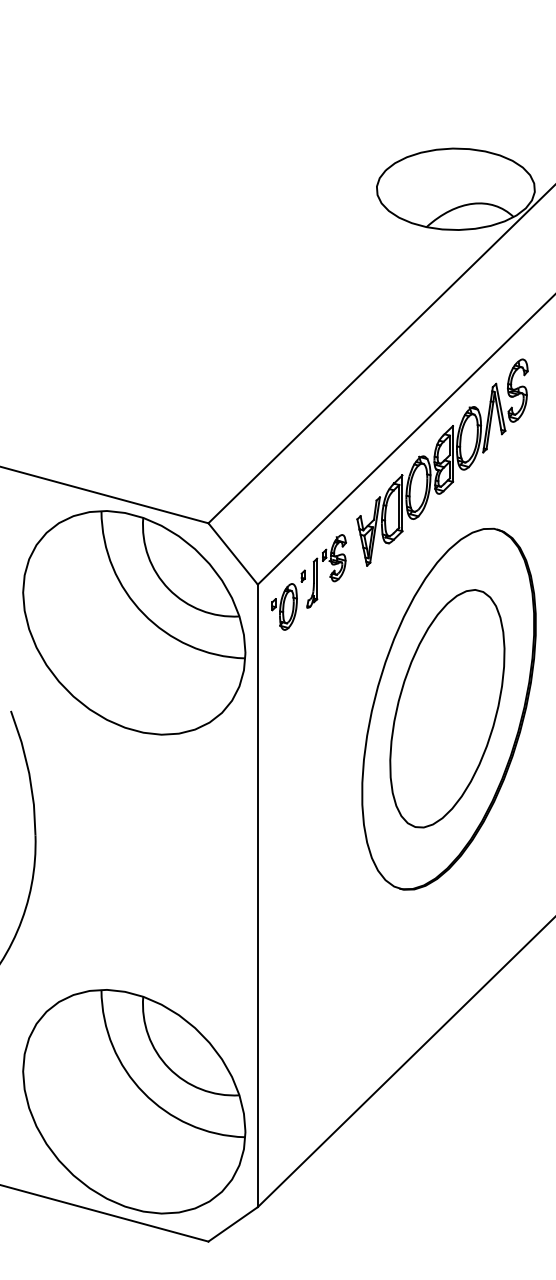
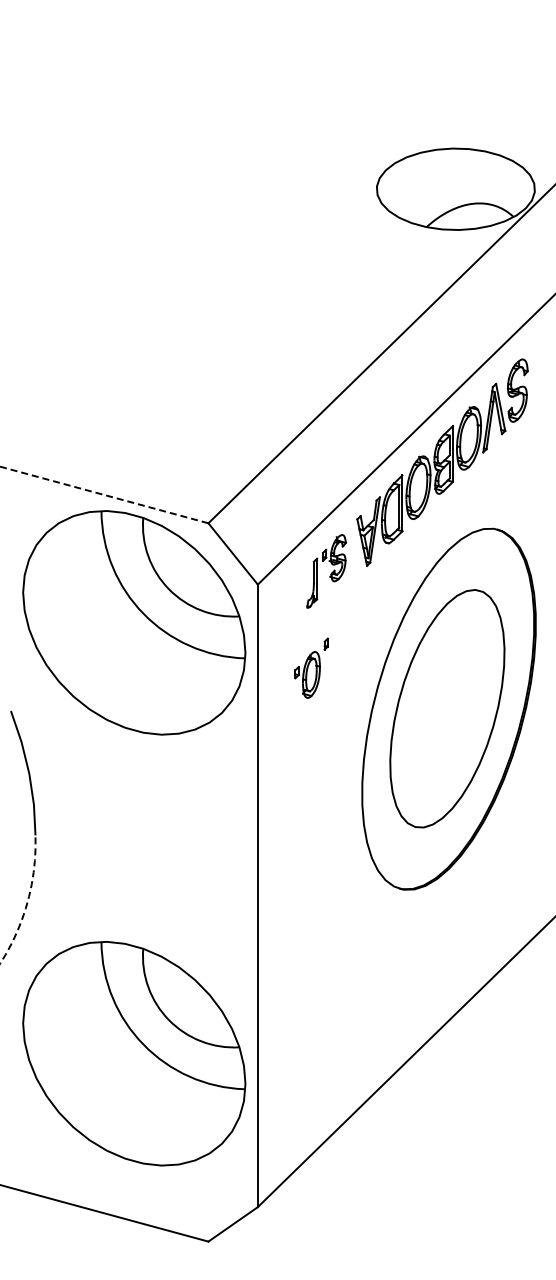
line: solid -> dashed (104, 494)
part position: (288, 599) -> (311, 667) (311, 667)
arc: solid -> dashed (27, 903)
part position: (134, 1101) -> (134, 1053) (134, 1053)
